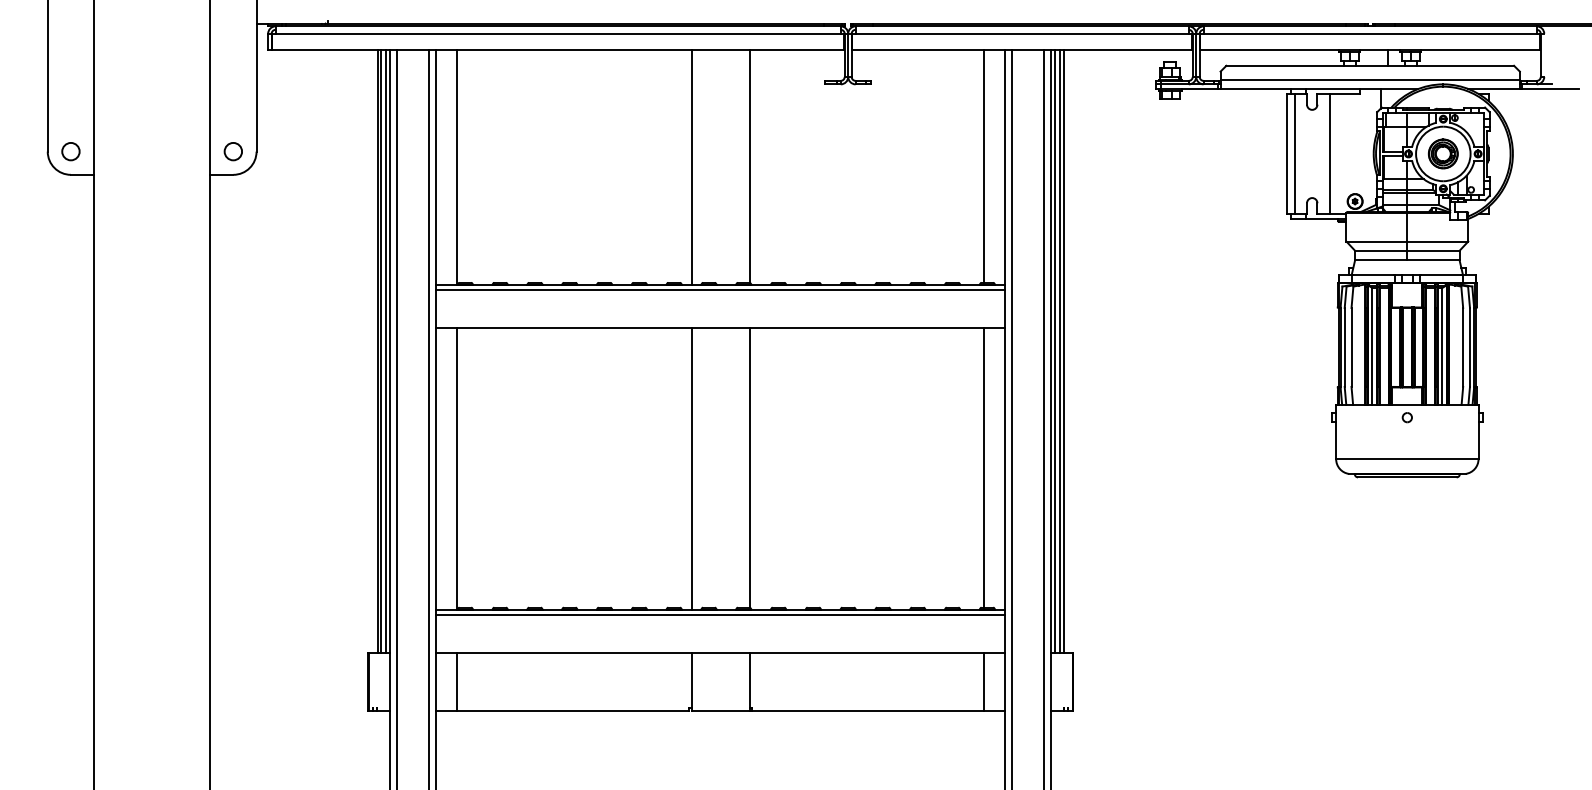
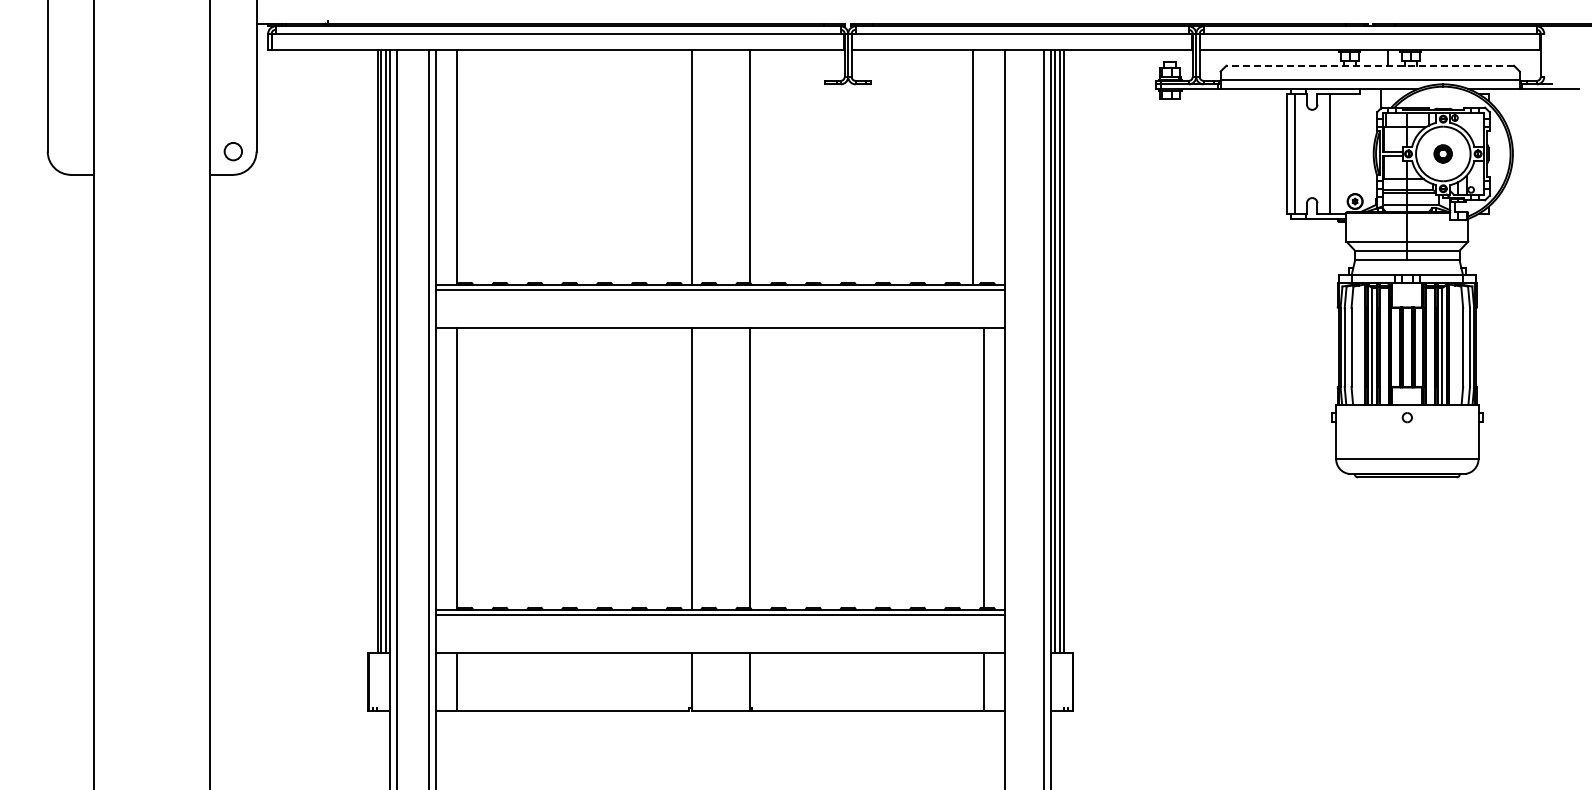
line: solid -> dashed (1370, 65)
circle: present -> none (70, 151)
part size: 32x32 px -> 20x20 px (1442, 153)
line position: (984, 165) -> (973, 165) (973, 165)
line: present -> none (1011, 417)
